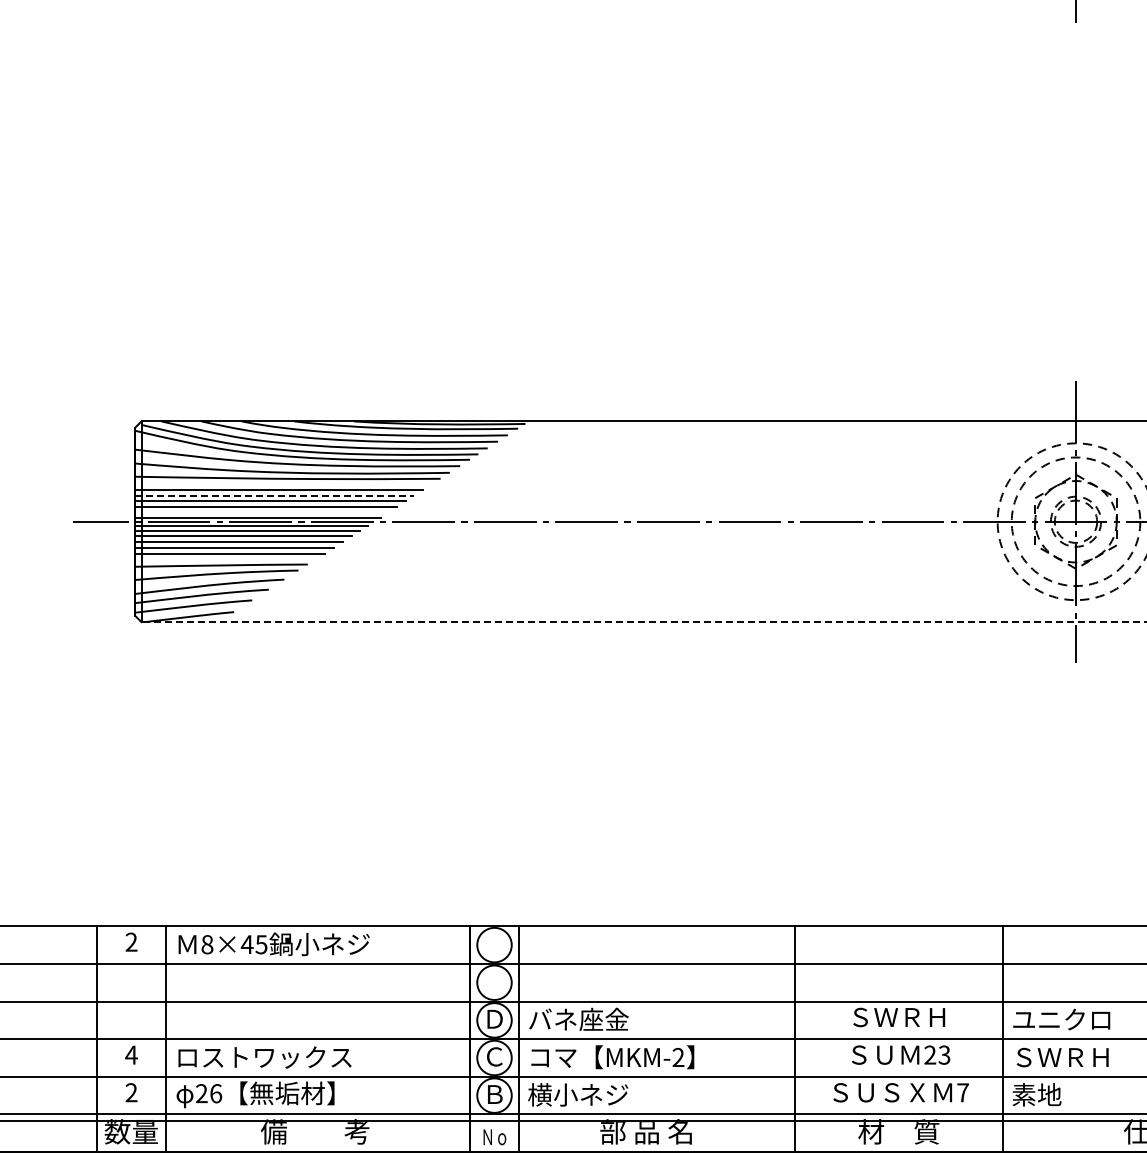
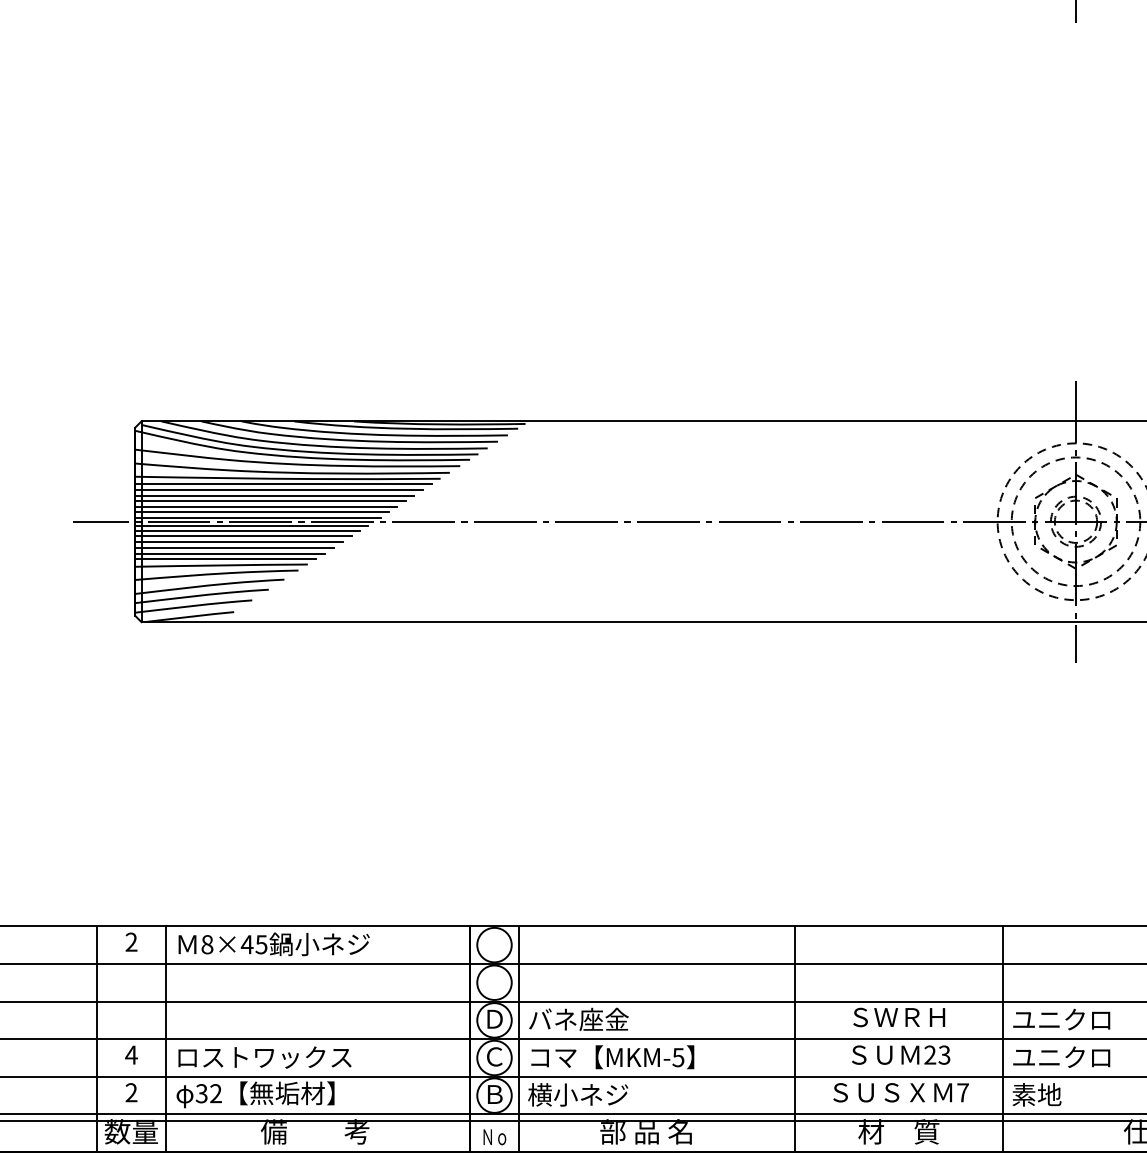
line: none -> present (283, 484)
line: dashed -> solid (274, 495)
line: none -> present (261, 512)
line: none -> present (225, 559)
line: dashed -> solid (643, 622)
text: ＳＷＲＨ -> ユニクロ (1061, 1056)
text: MKM-2 -> MKM-5 (678, 1057)
text: 26 -> 32 (208, 1093)
